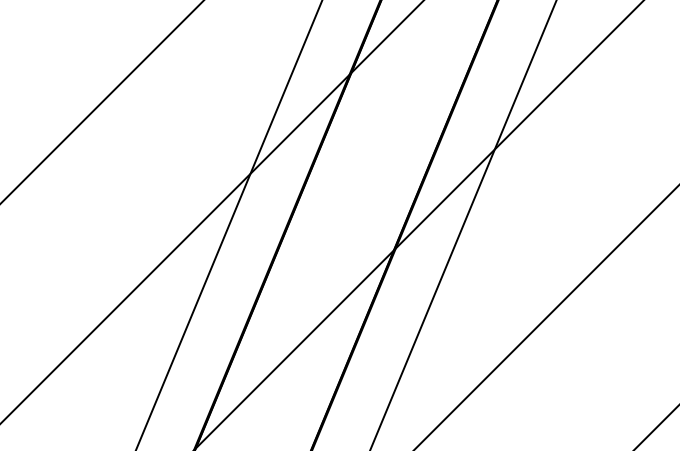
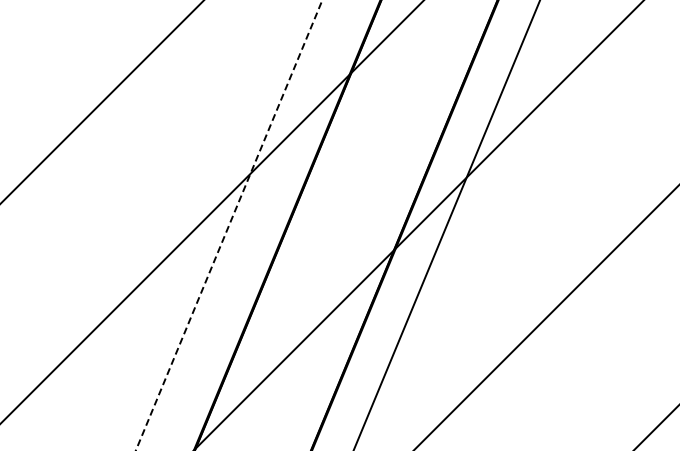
line position: (463, 224) -> (446, 224) (446, 224)
line: solid -> dashed (228, 226)
